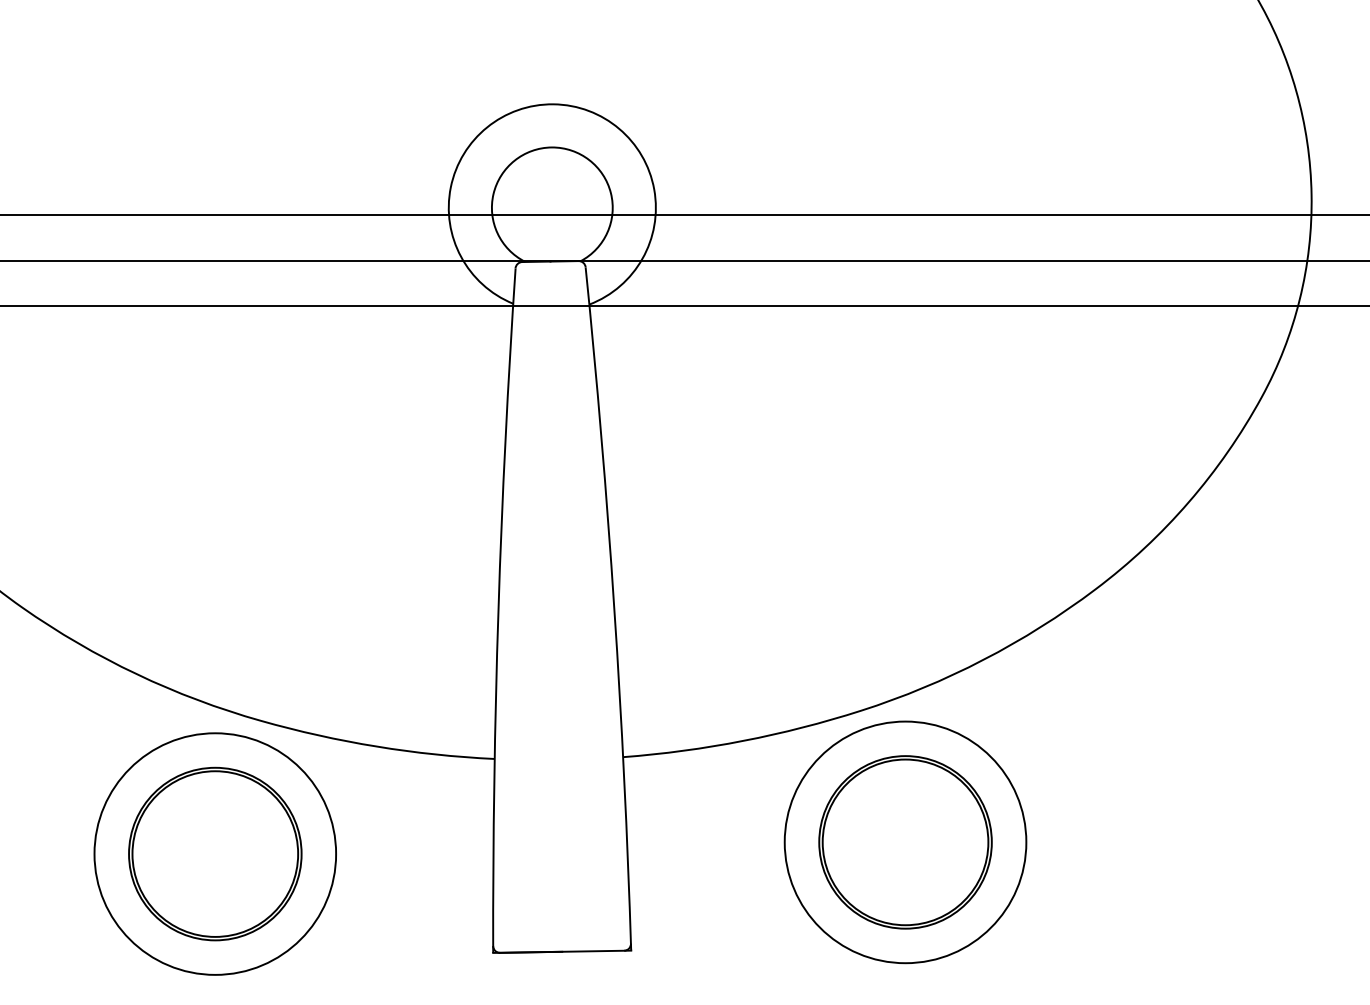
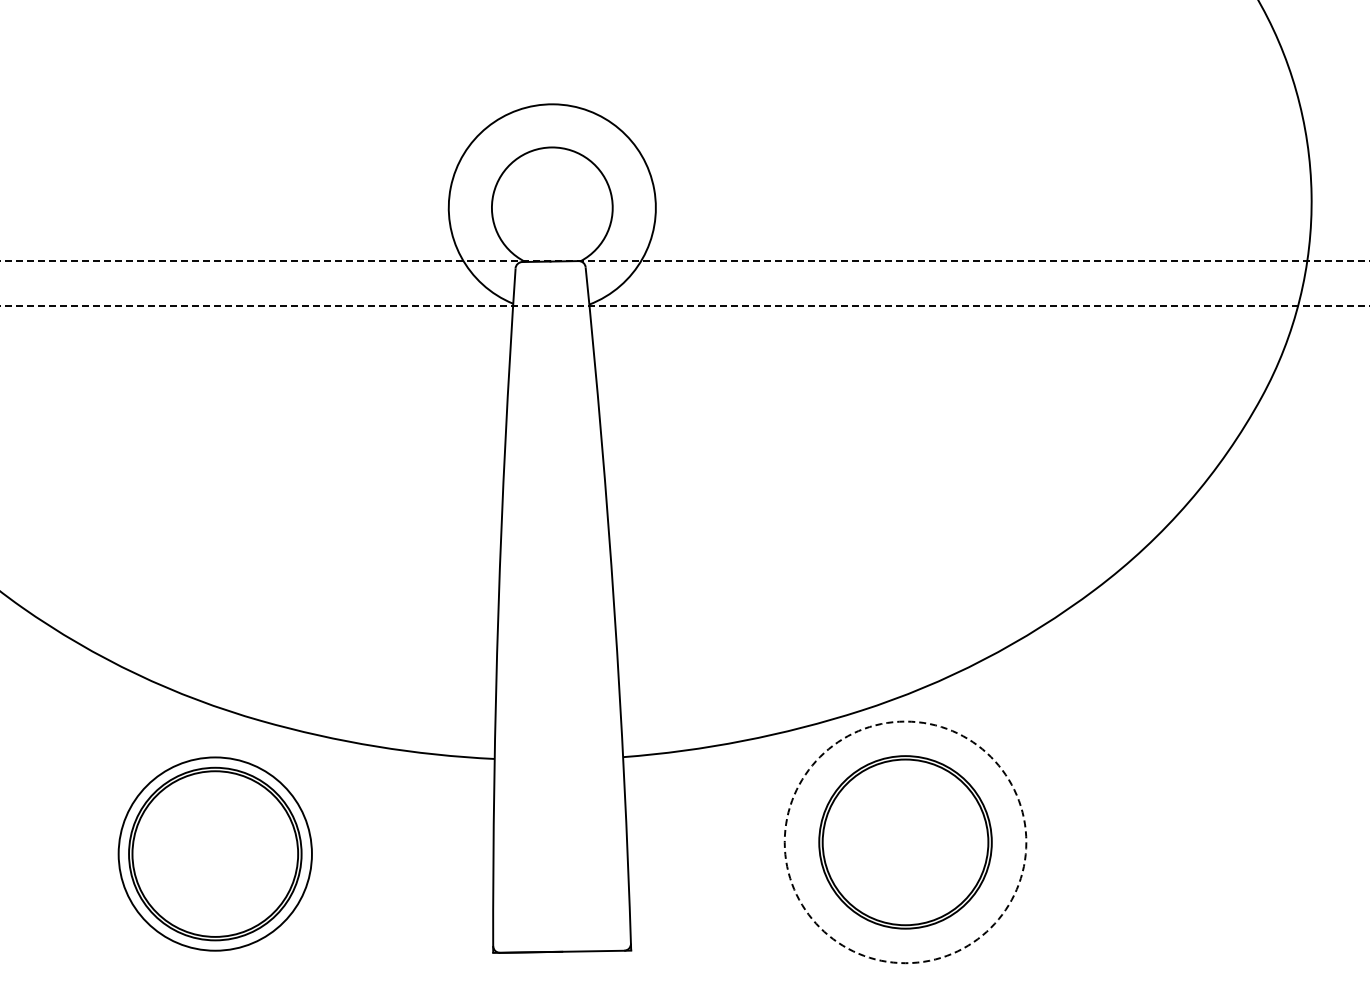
line: present -> none (684, 215)
line: solid -> dashed (685, 260)
line: solid -> dashed (685, 305)
circle: solid -> dashed (905, 842)
circle diameter: 242 px -> 193 px (214, 853)
